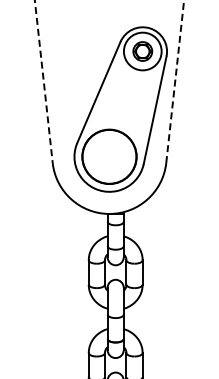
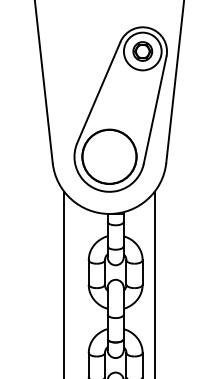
line: dashed -> solid (43, 81)
line: dashed -> solid (175, 81)
line: none -> present (64, 283)
line: none -> present (154, 283)
